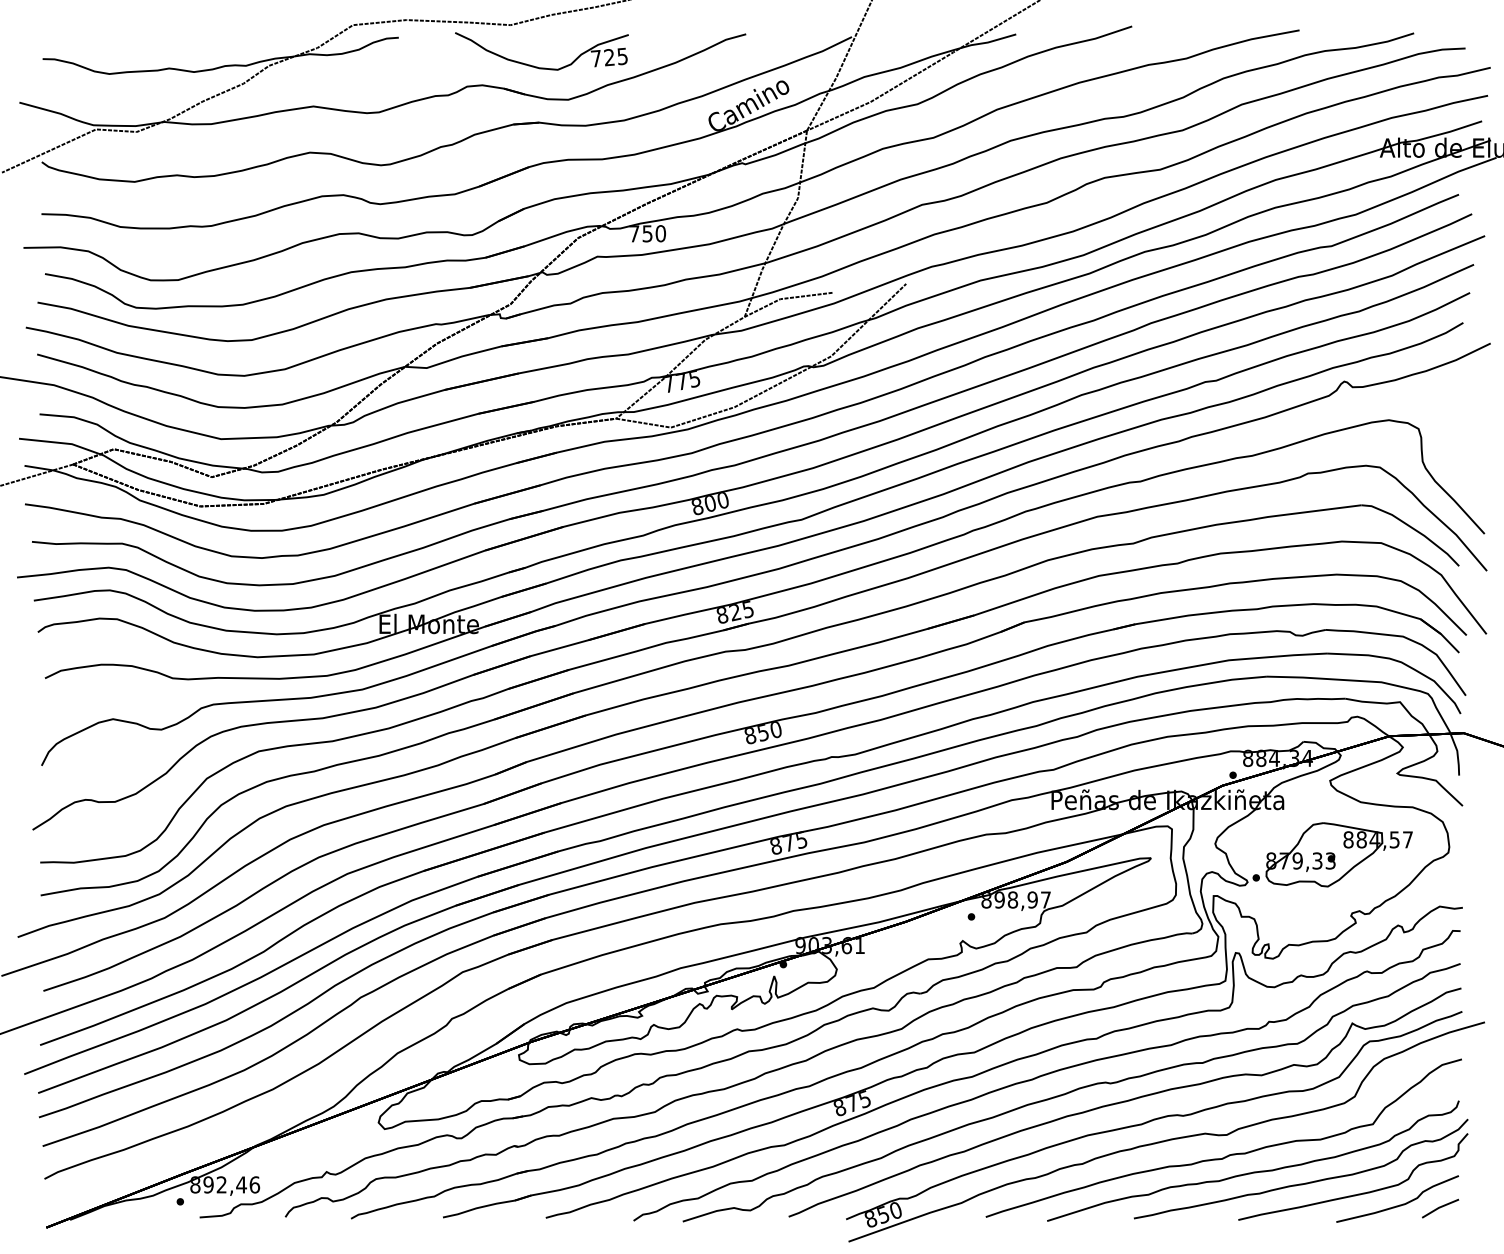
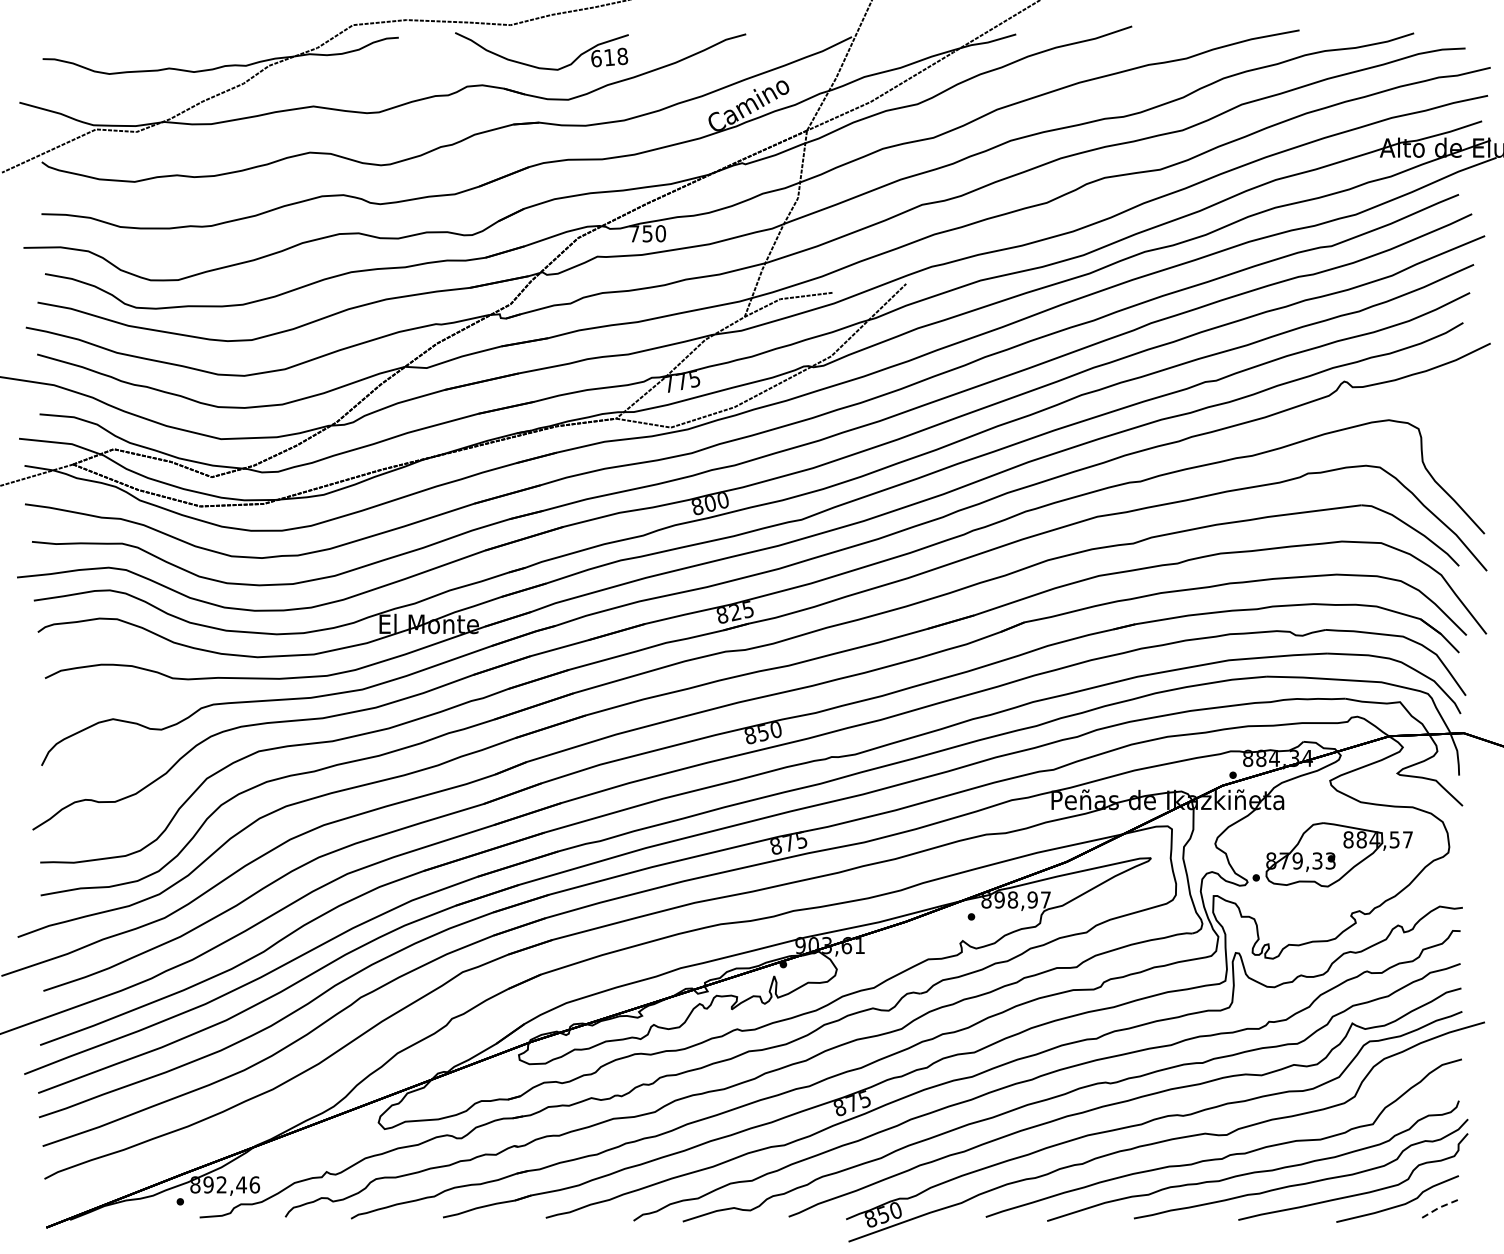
text: 725 -> 618 (609, 57)
line: solid -> dashed (1439, 1207)
